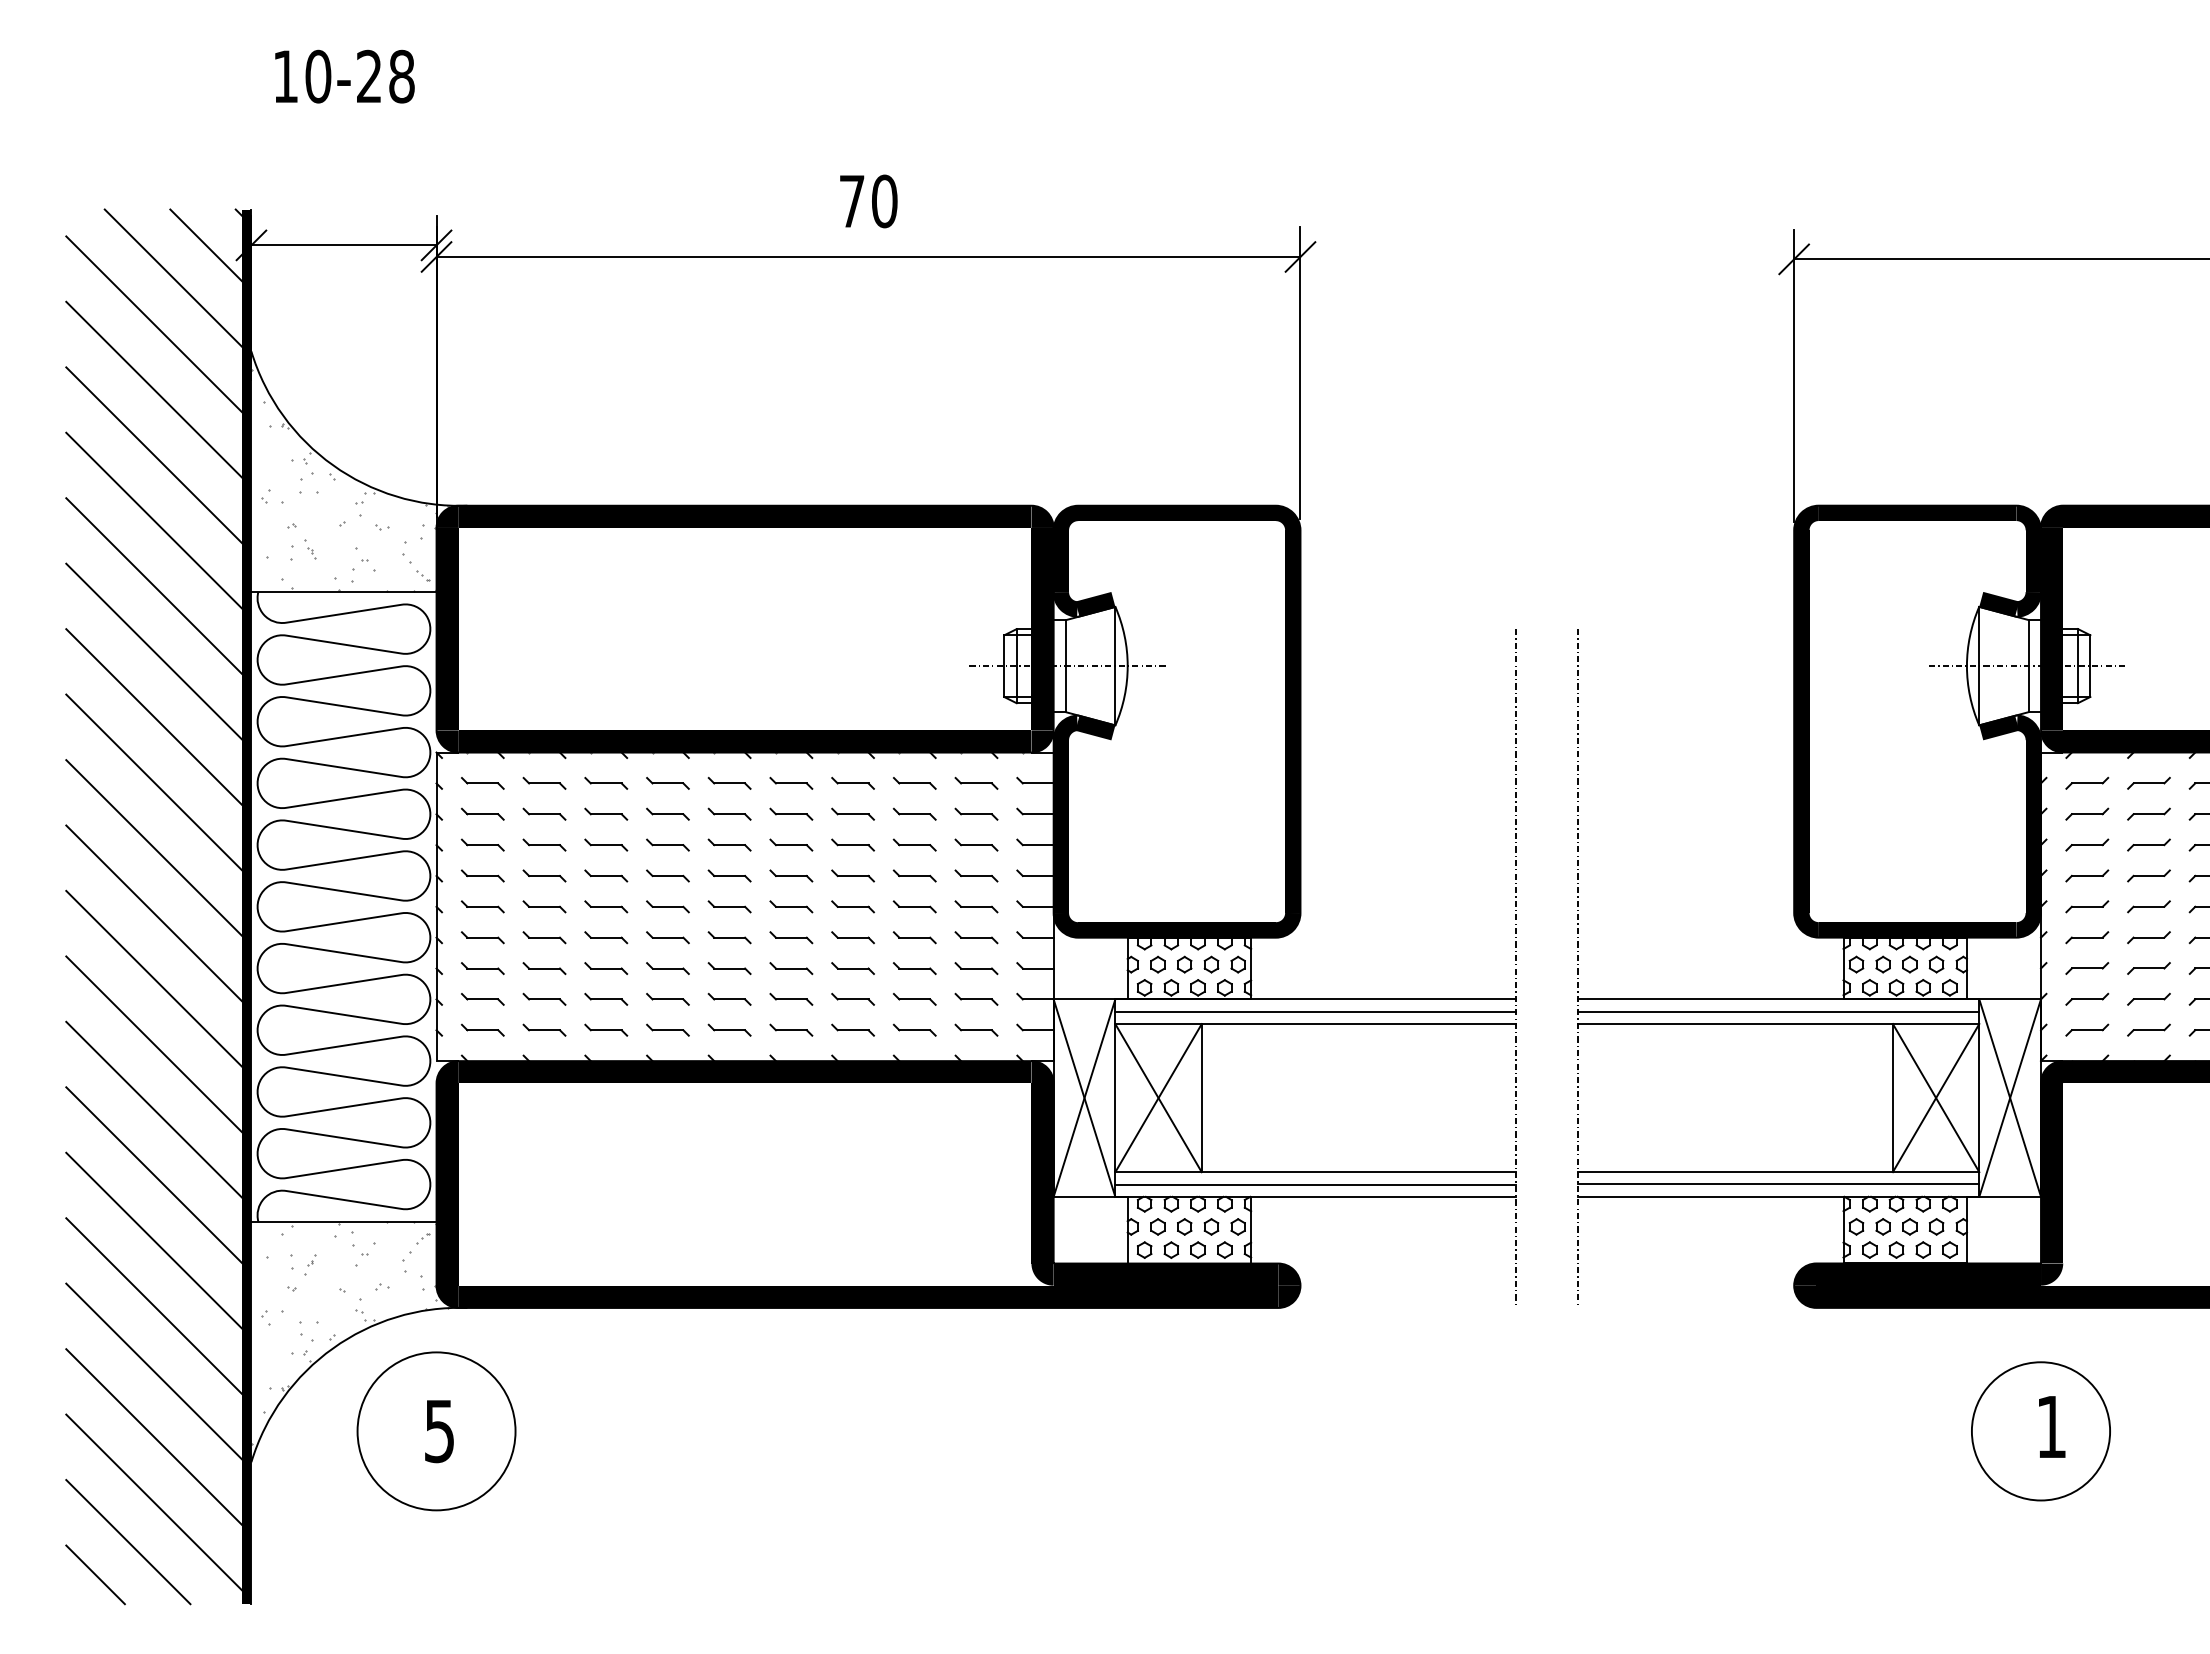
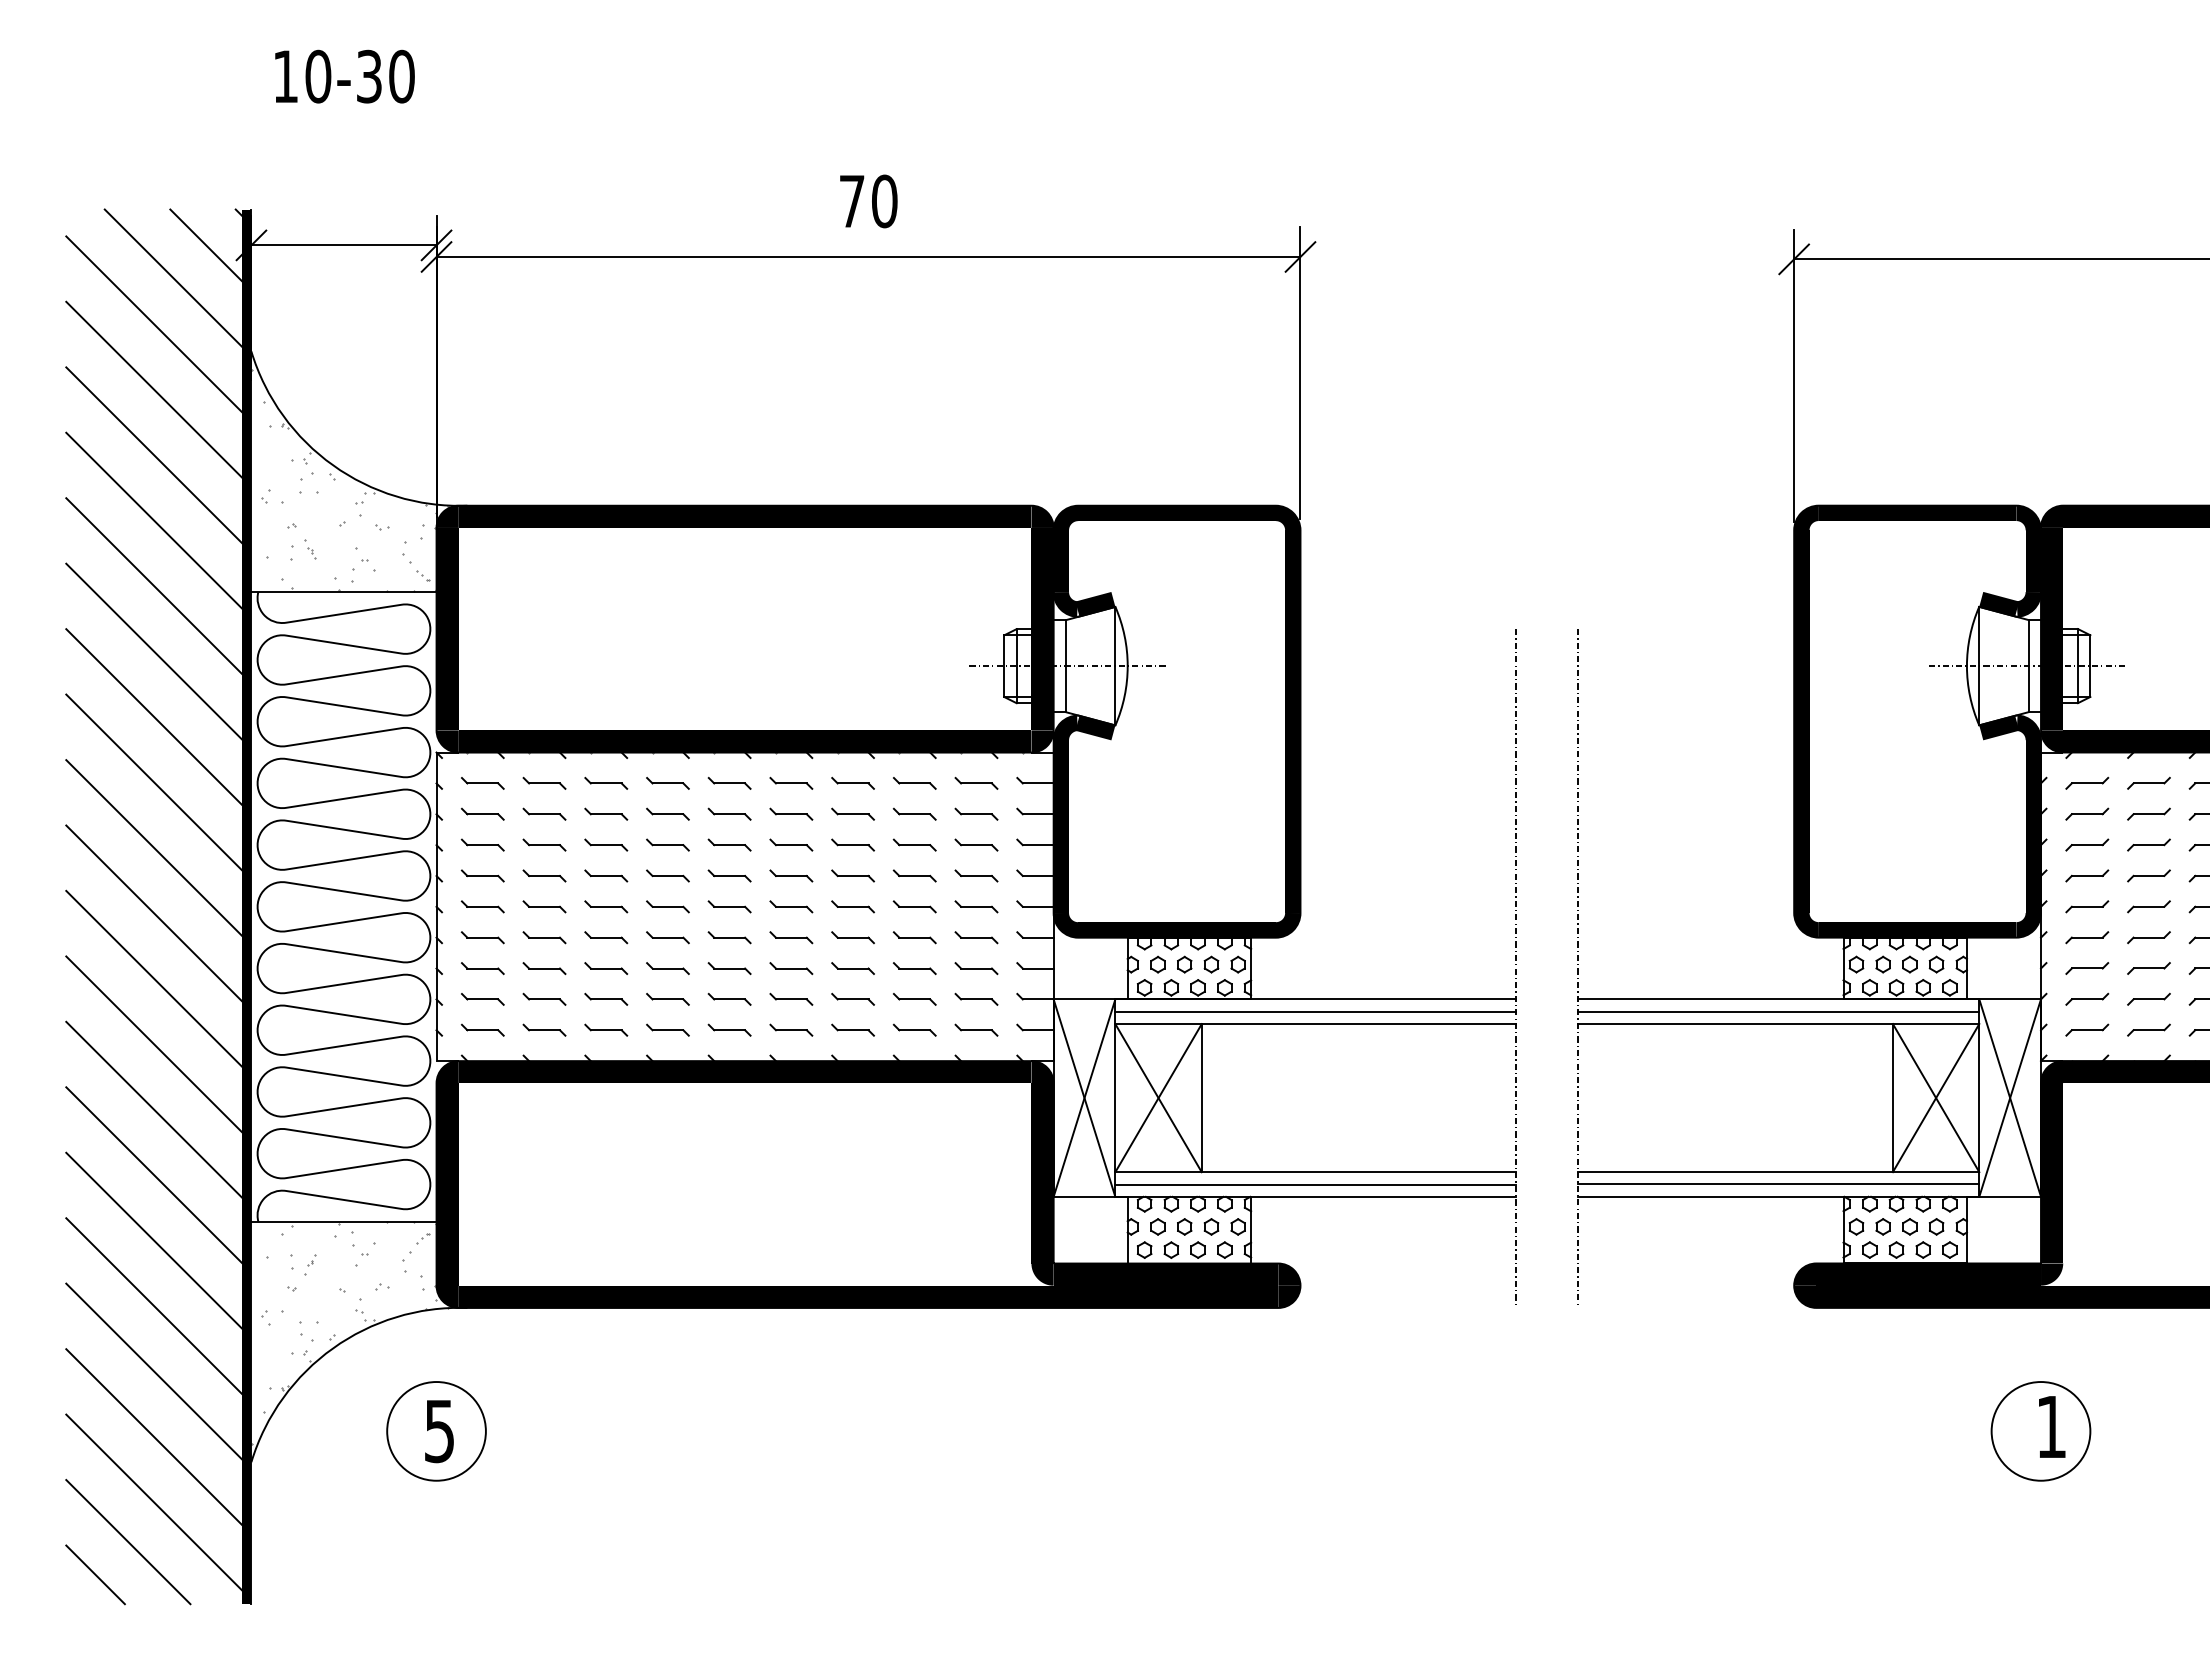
text: 10-28 -> 10-30 (385, 76)
circle diameter: 158 px -> 99 px (436, 1431)
circle diameter: 138 px -> 99 px (2040, 1431)
